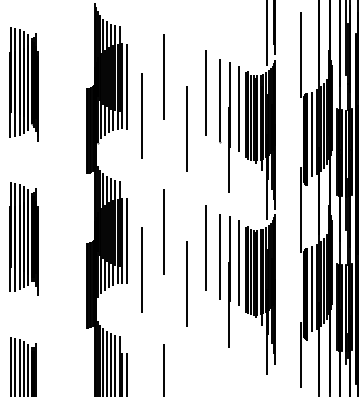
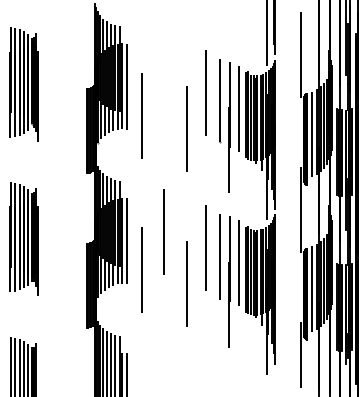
line: present -> none (164, 77)
line: present -> none (164, 368)
